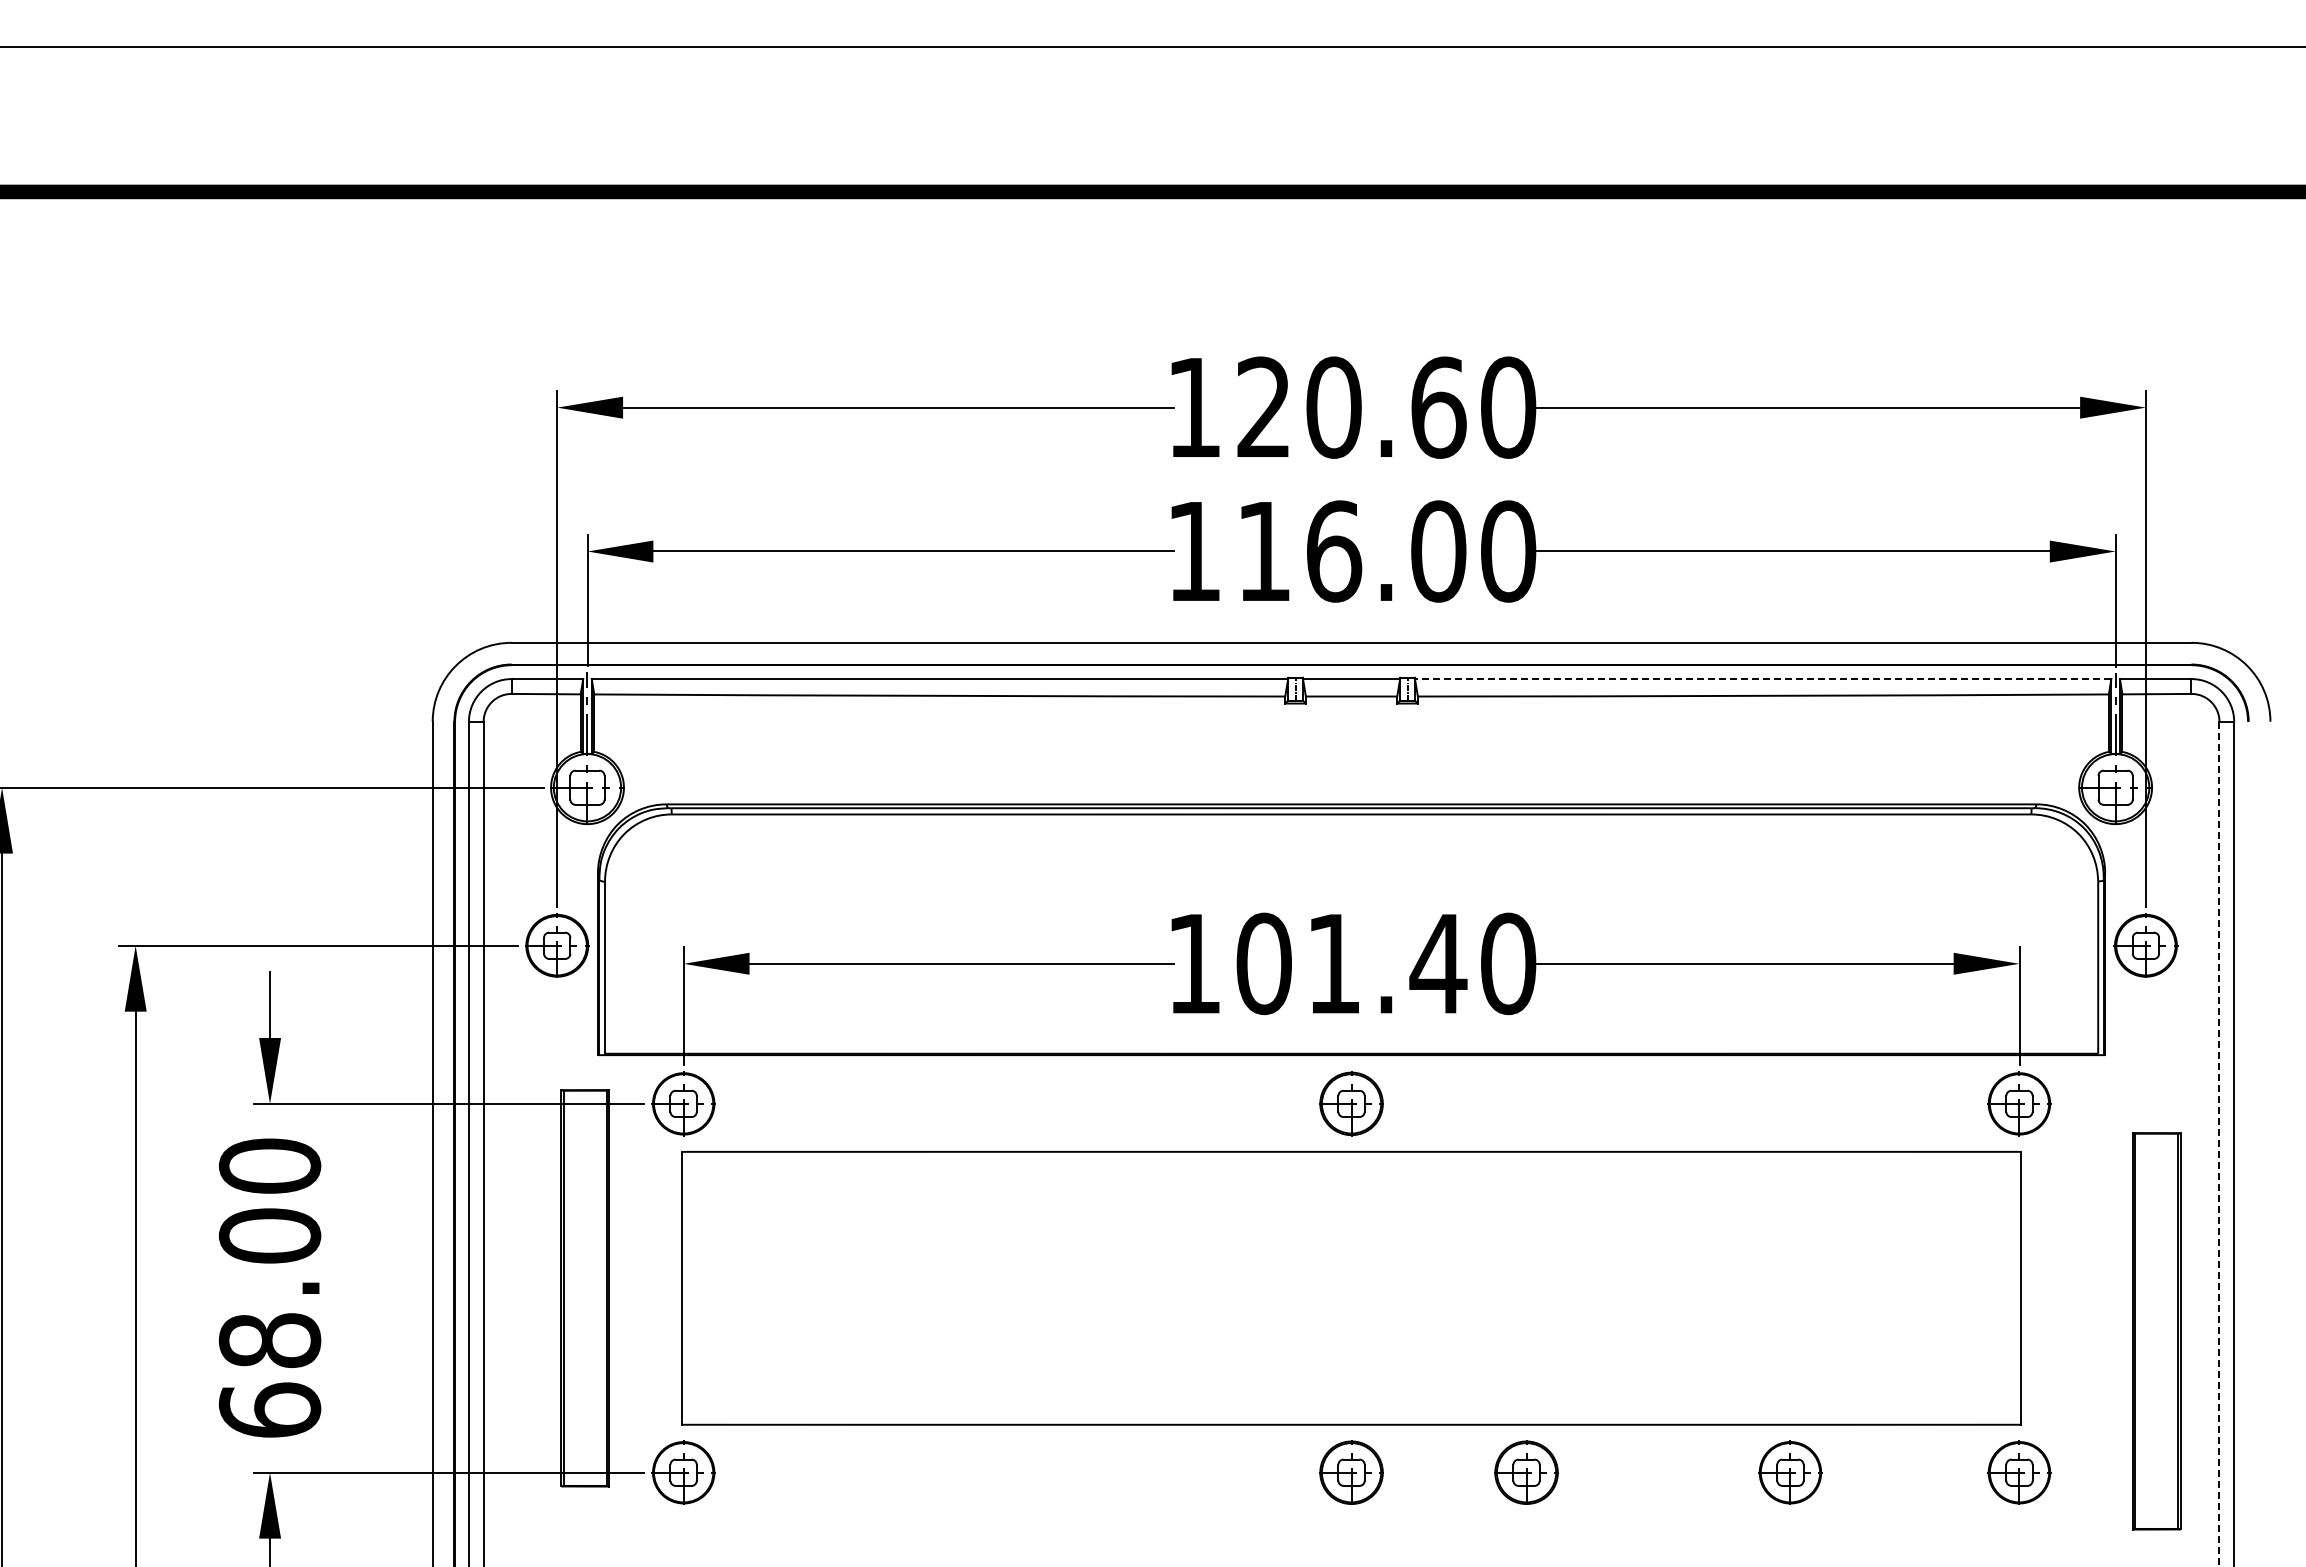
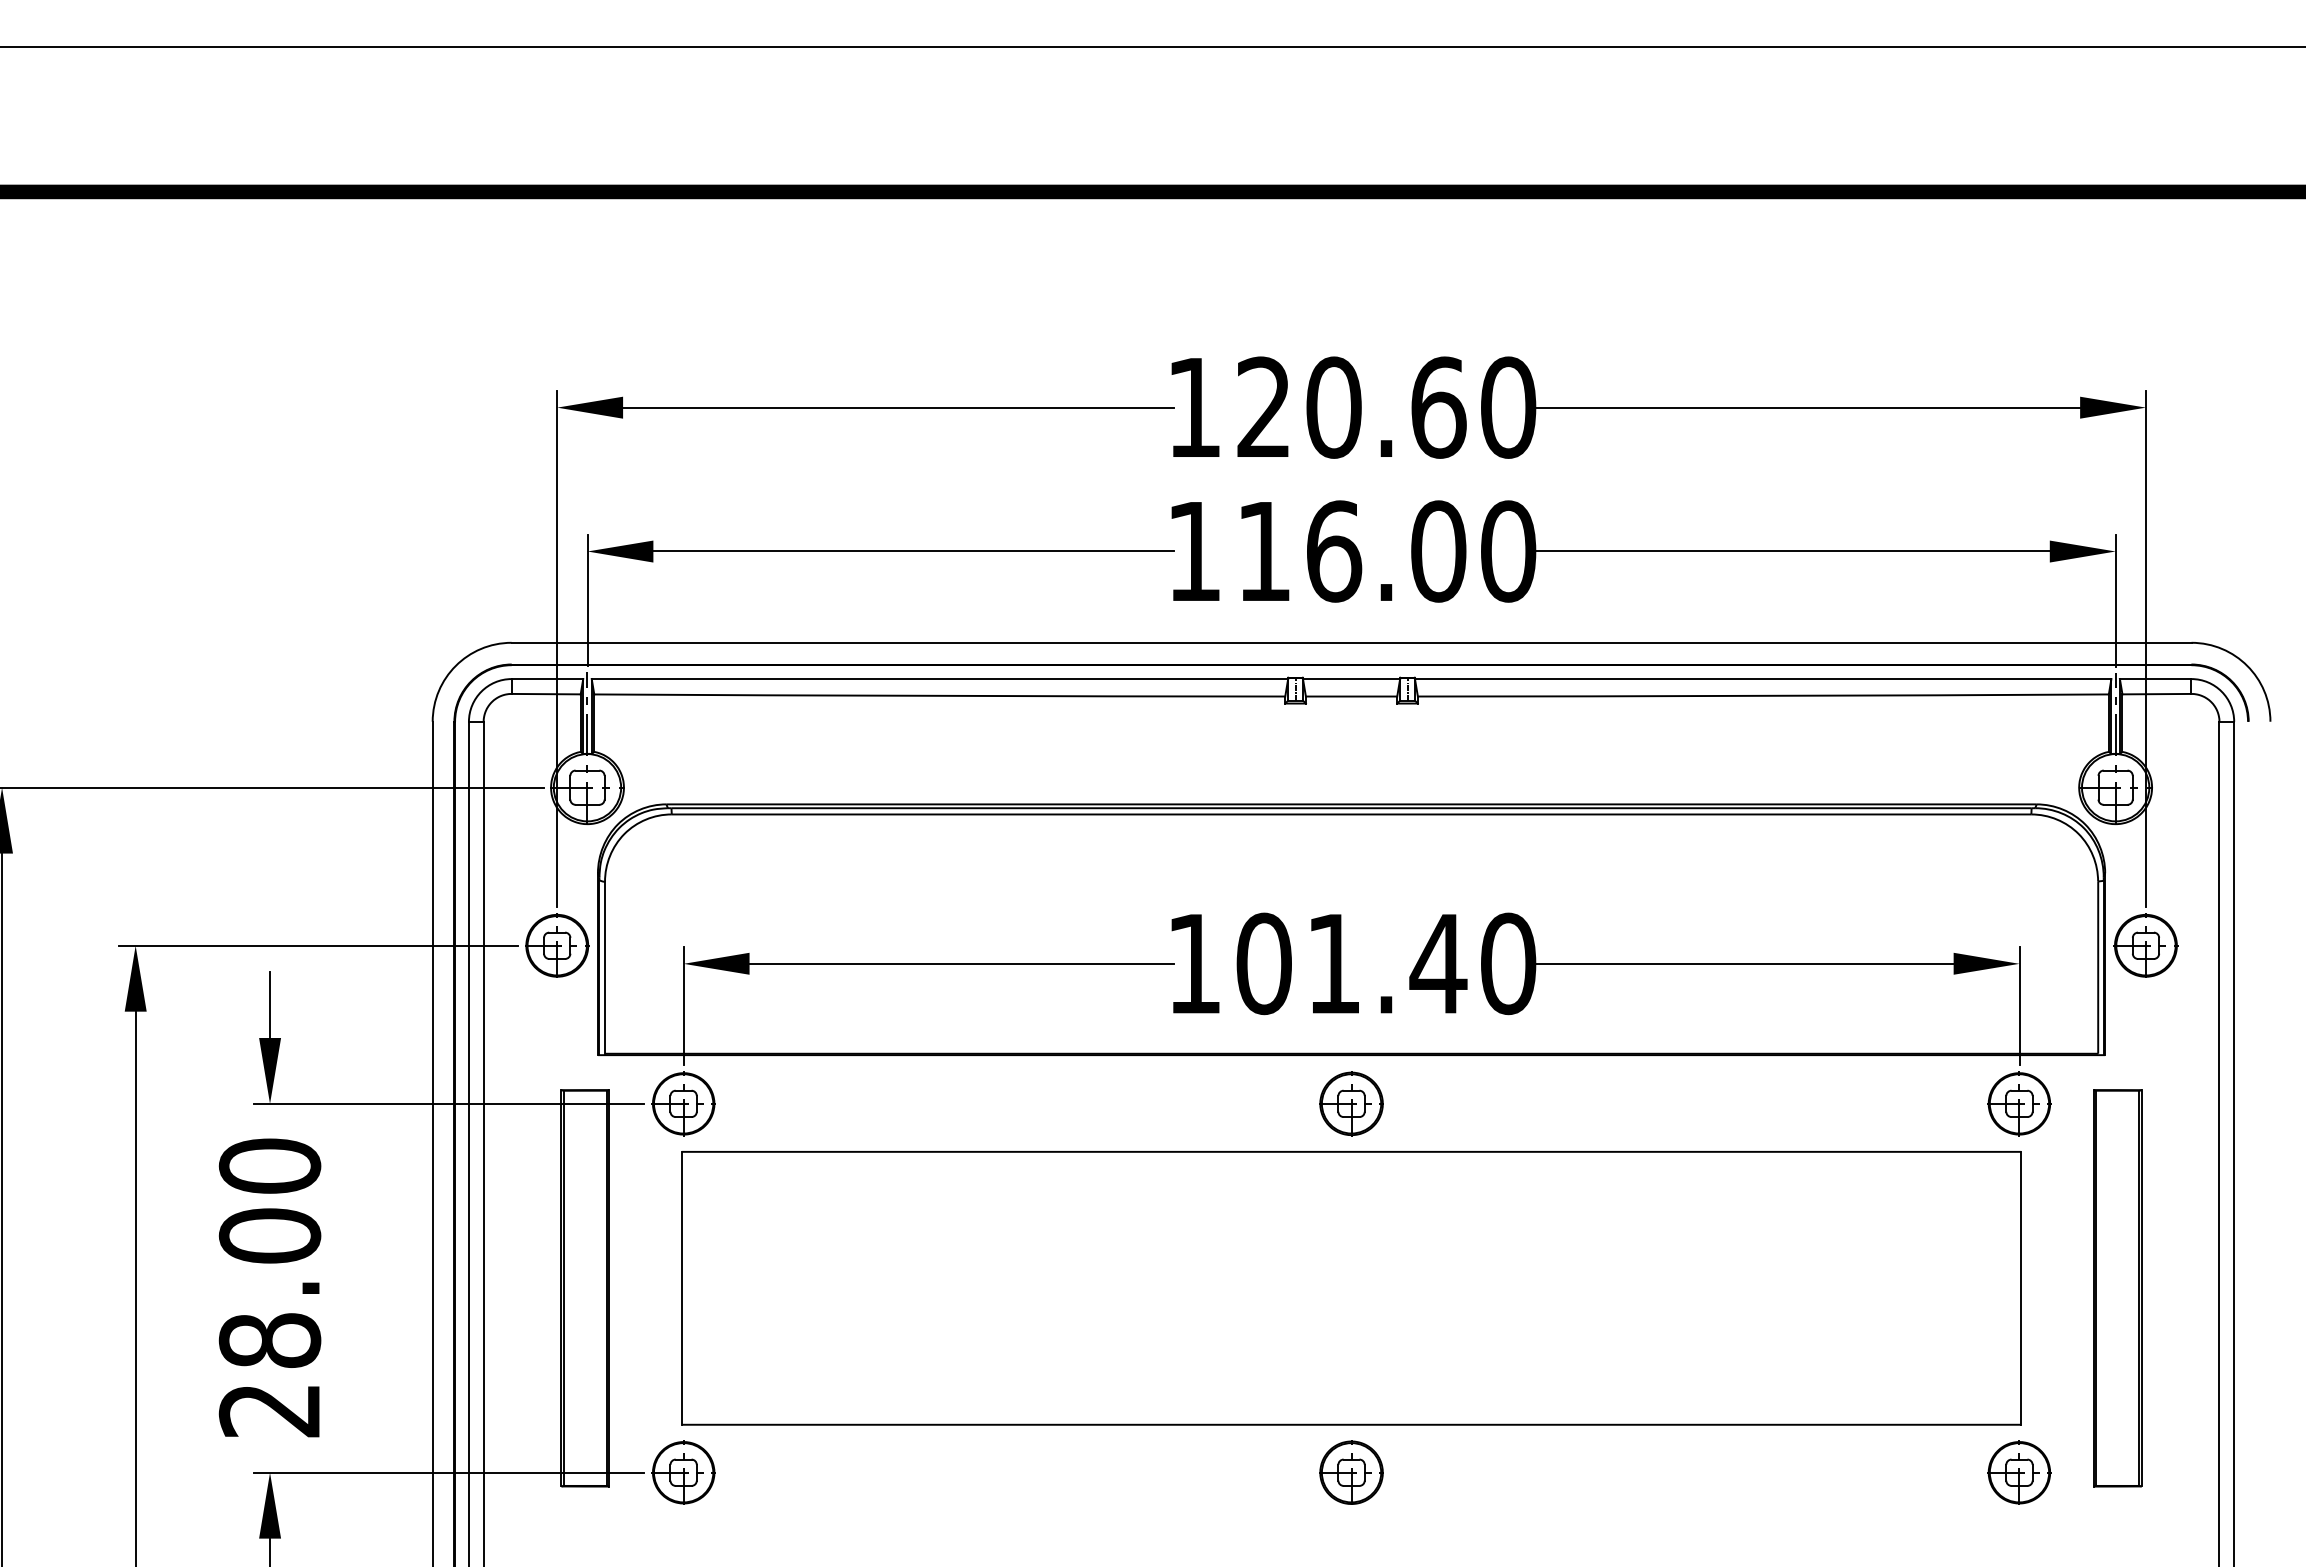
line: dashed -> solid (1762, 679)
line: dashed -> solid (2219, 1144)
part position: (2156, 1331) -> (2117, 1288) (2117, 1288)
text: 68.00 -> 28.00 (269, 1409)
part: present -> none (1526, 1472)
part: present -> none (1790, 1472)
